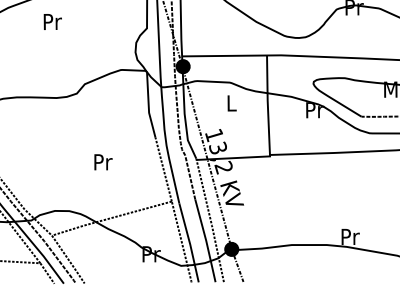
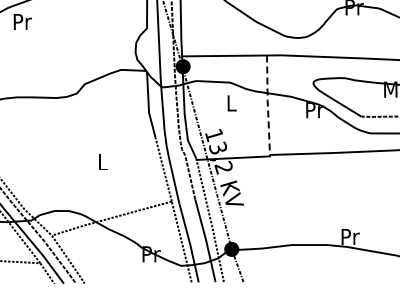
text position: (52, 21) -> (22, 21) (22, 21)
line: solid -> dashed (267, 104)
text: Pr -> L (103, 162)
